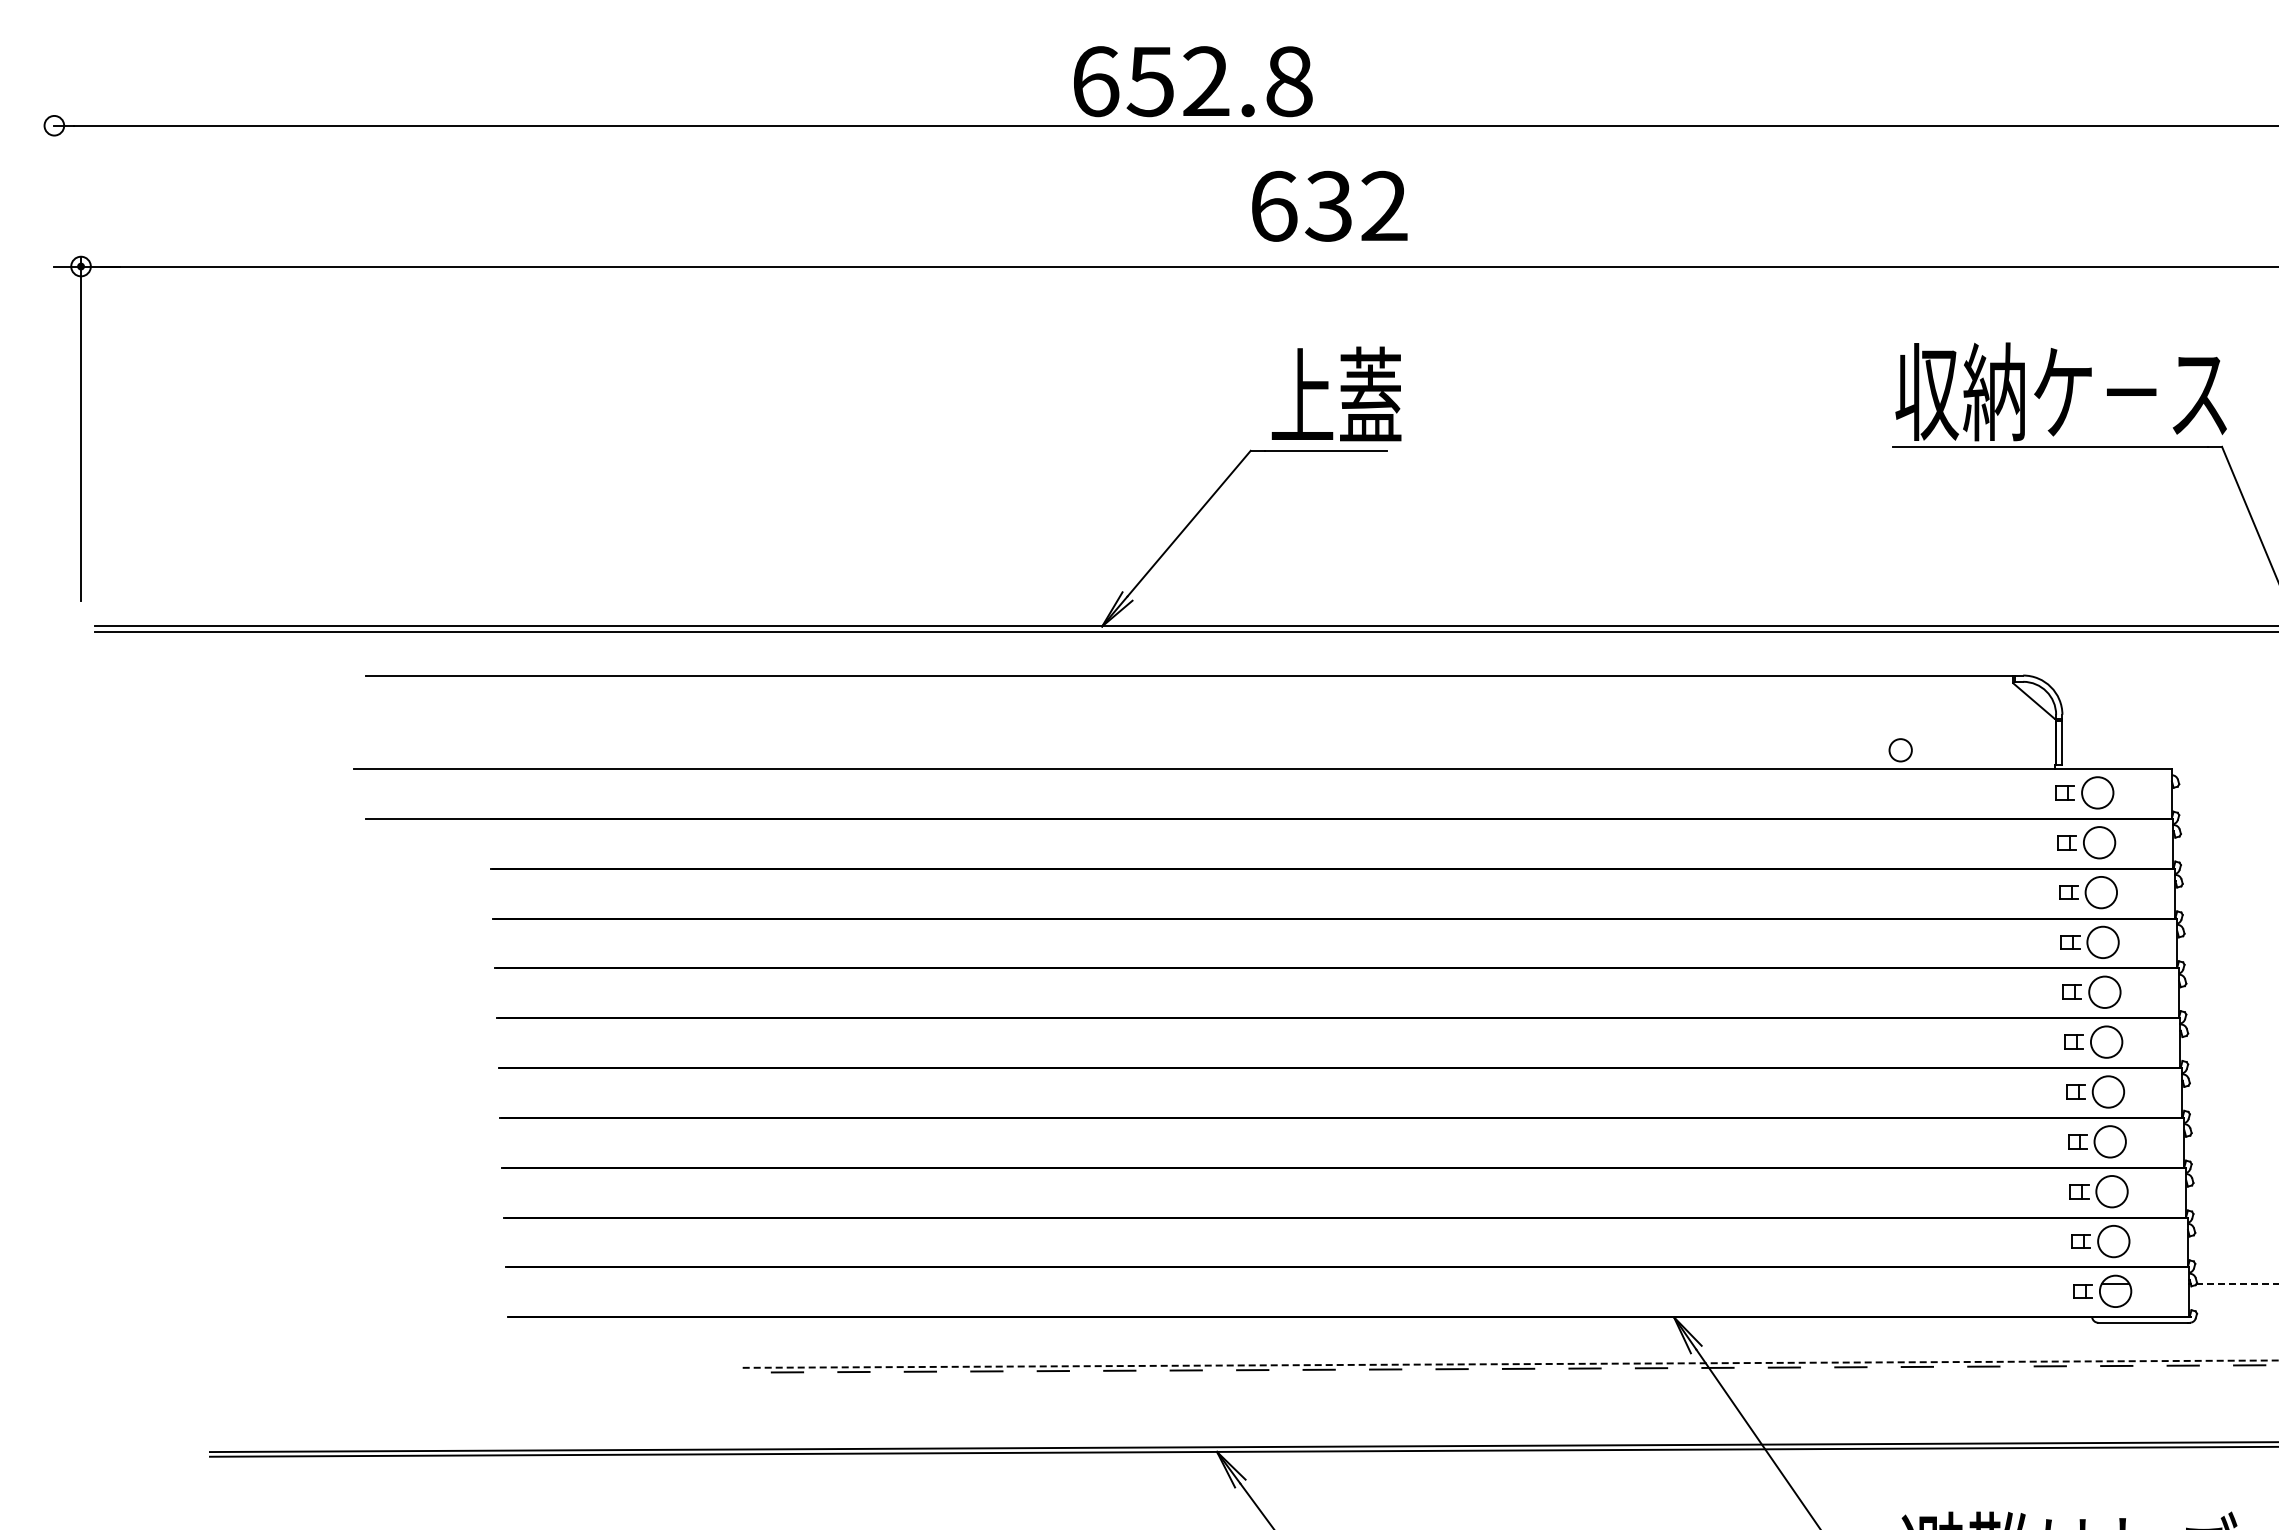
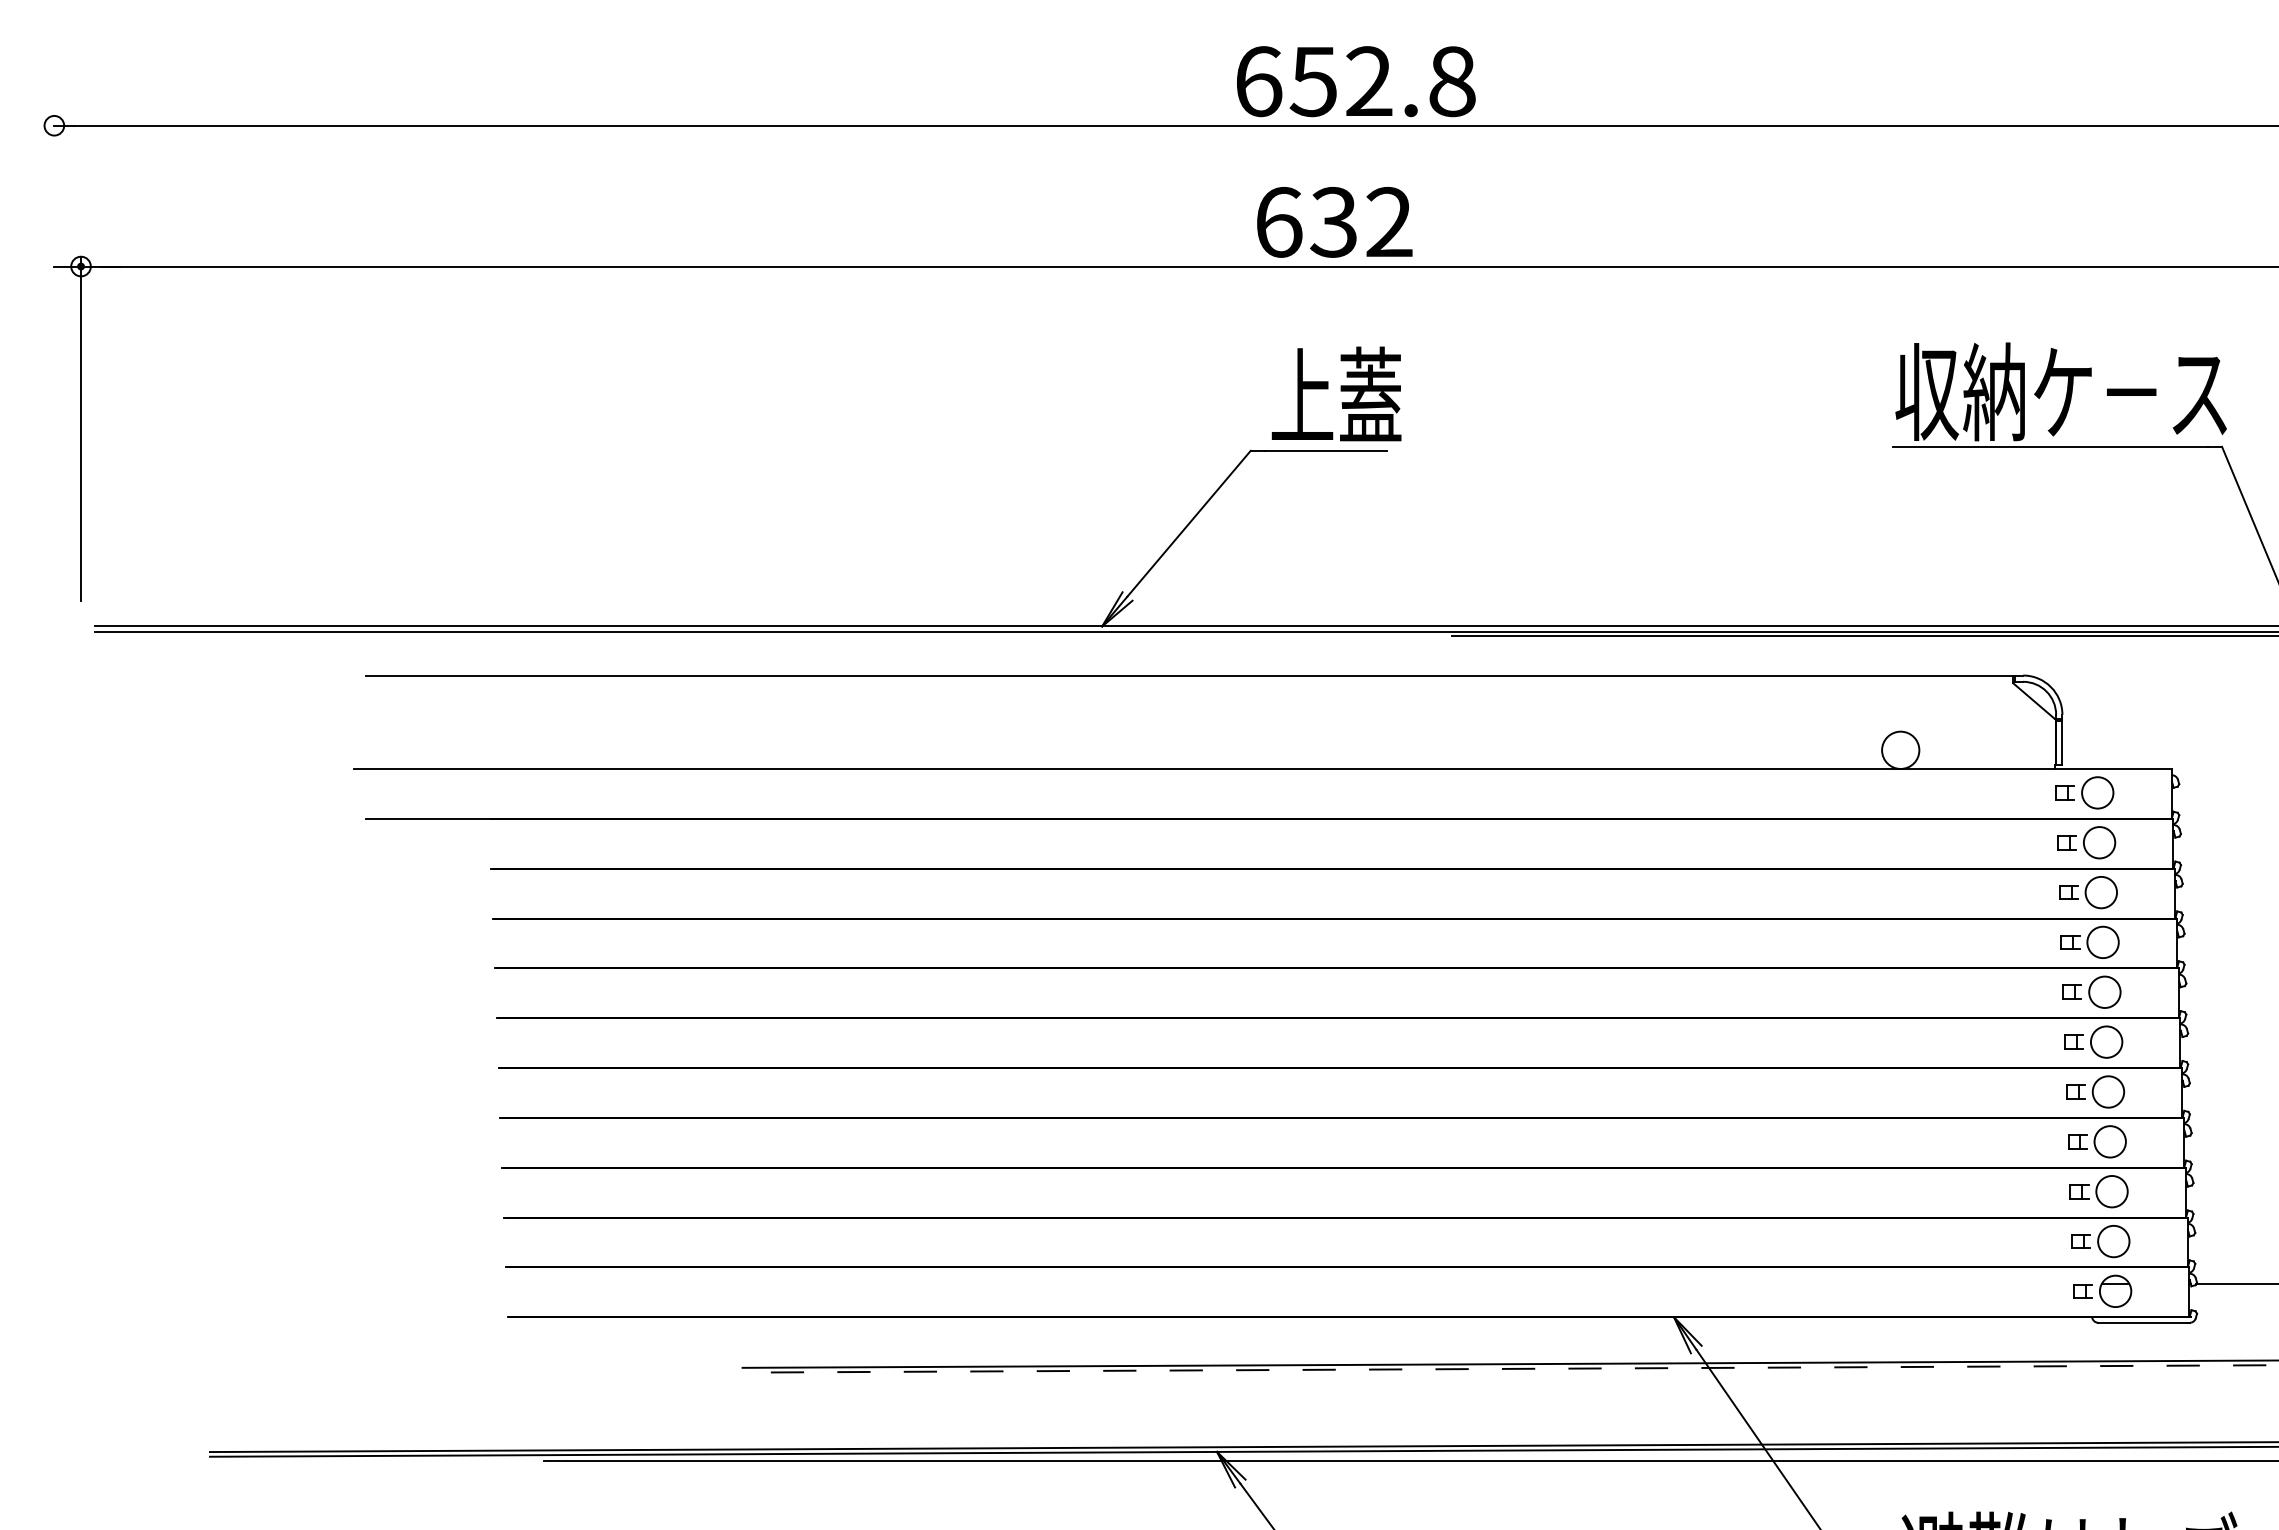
text position: (1193, 81) -> (1356, 81) (1356, 81)
text position: (1329, 206) -> (1334, 222) (1334, 222)
line: none -> present (1863, 636)
circle diameter: 22 px -> 37 px (1900, 749)
line: dashed -> solid (2237, 1283)
line: dashed -> solid (1510, 1364)
line: none -> present (1409, 1460)
